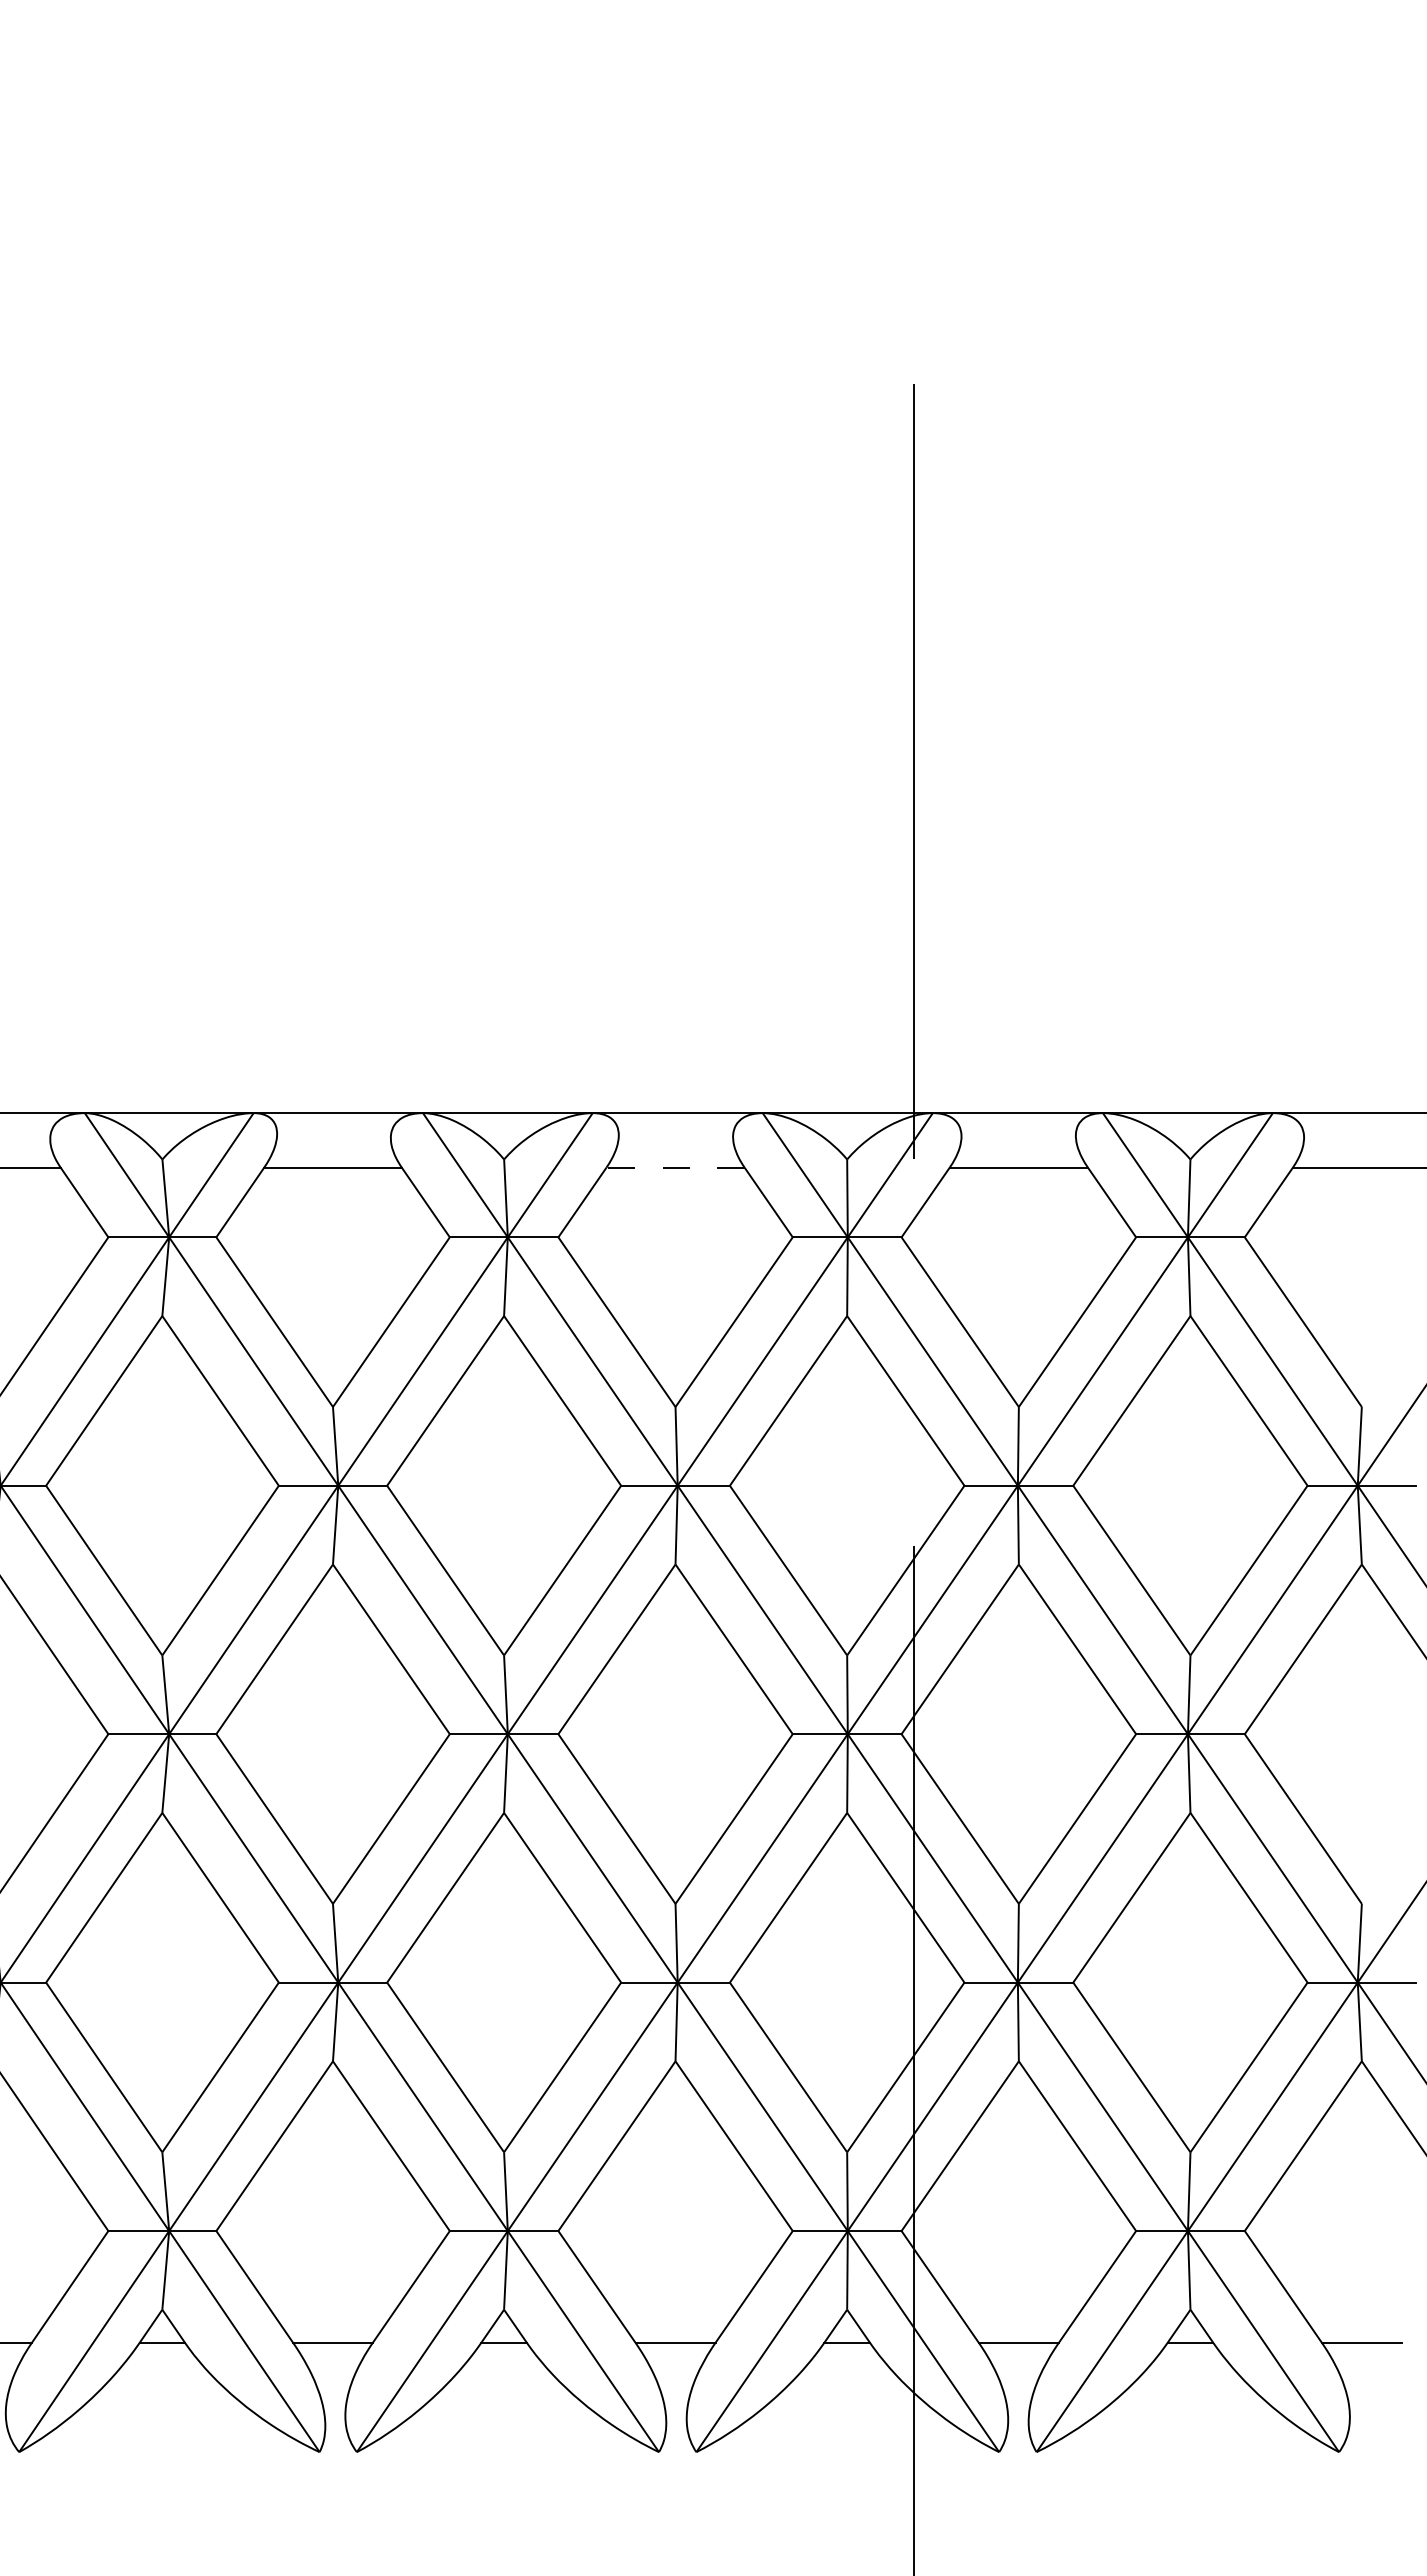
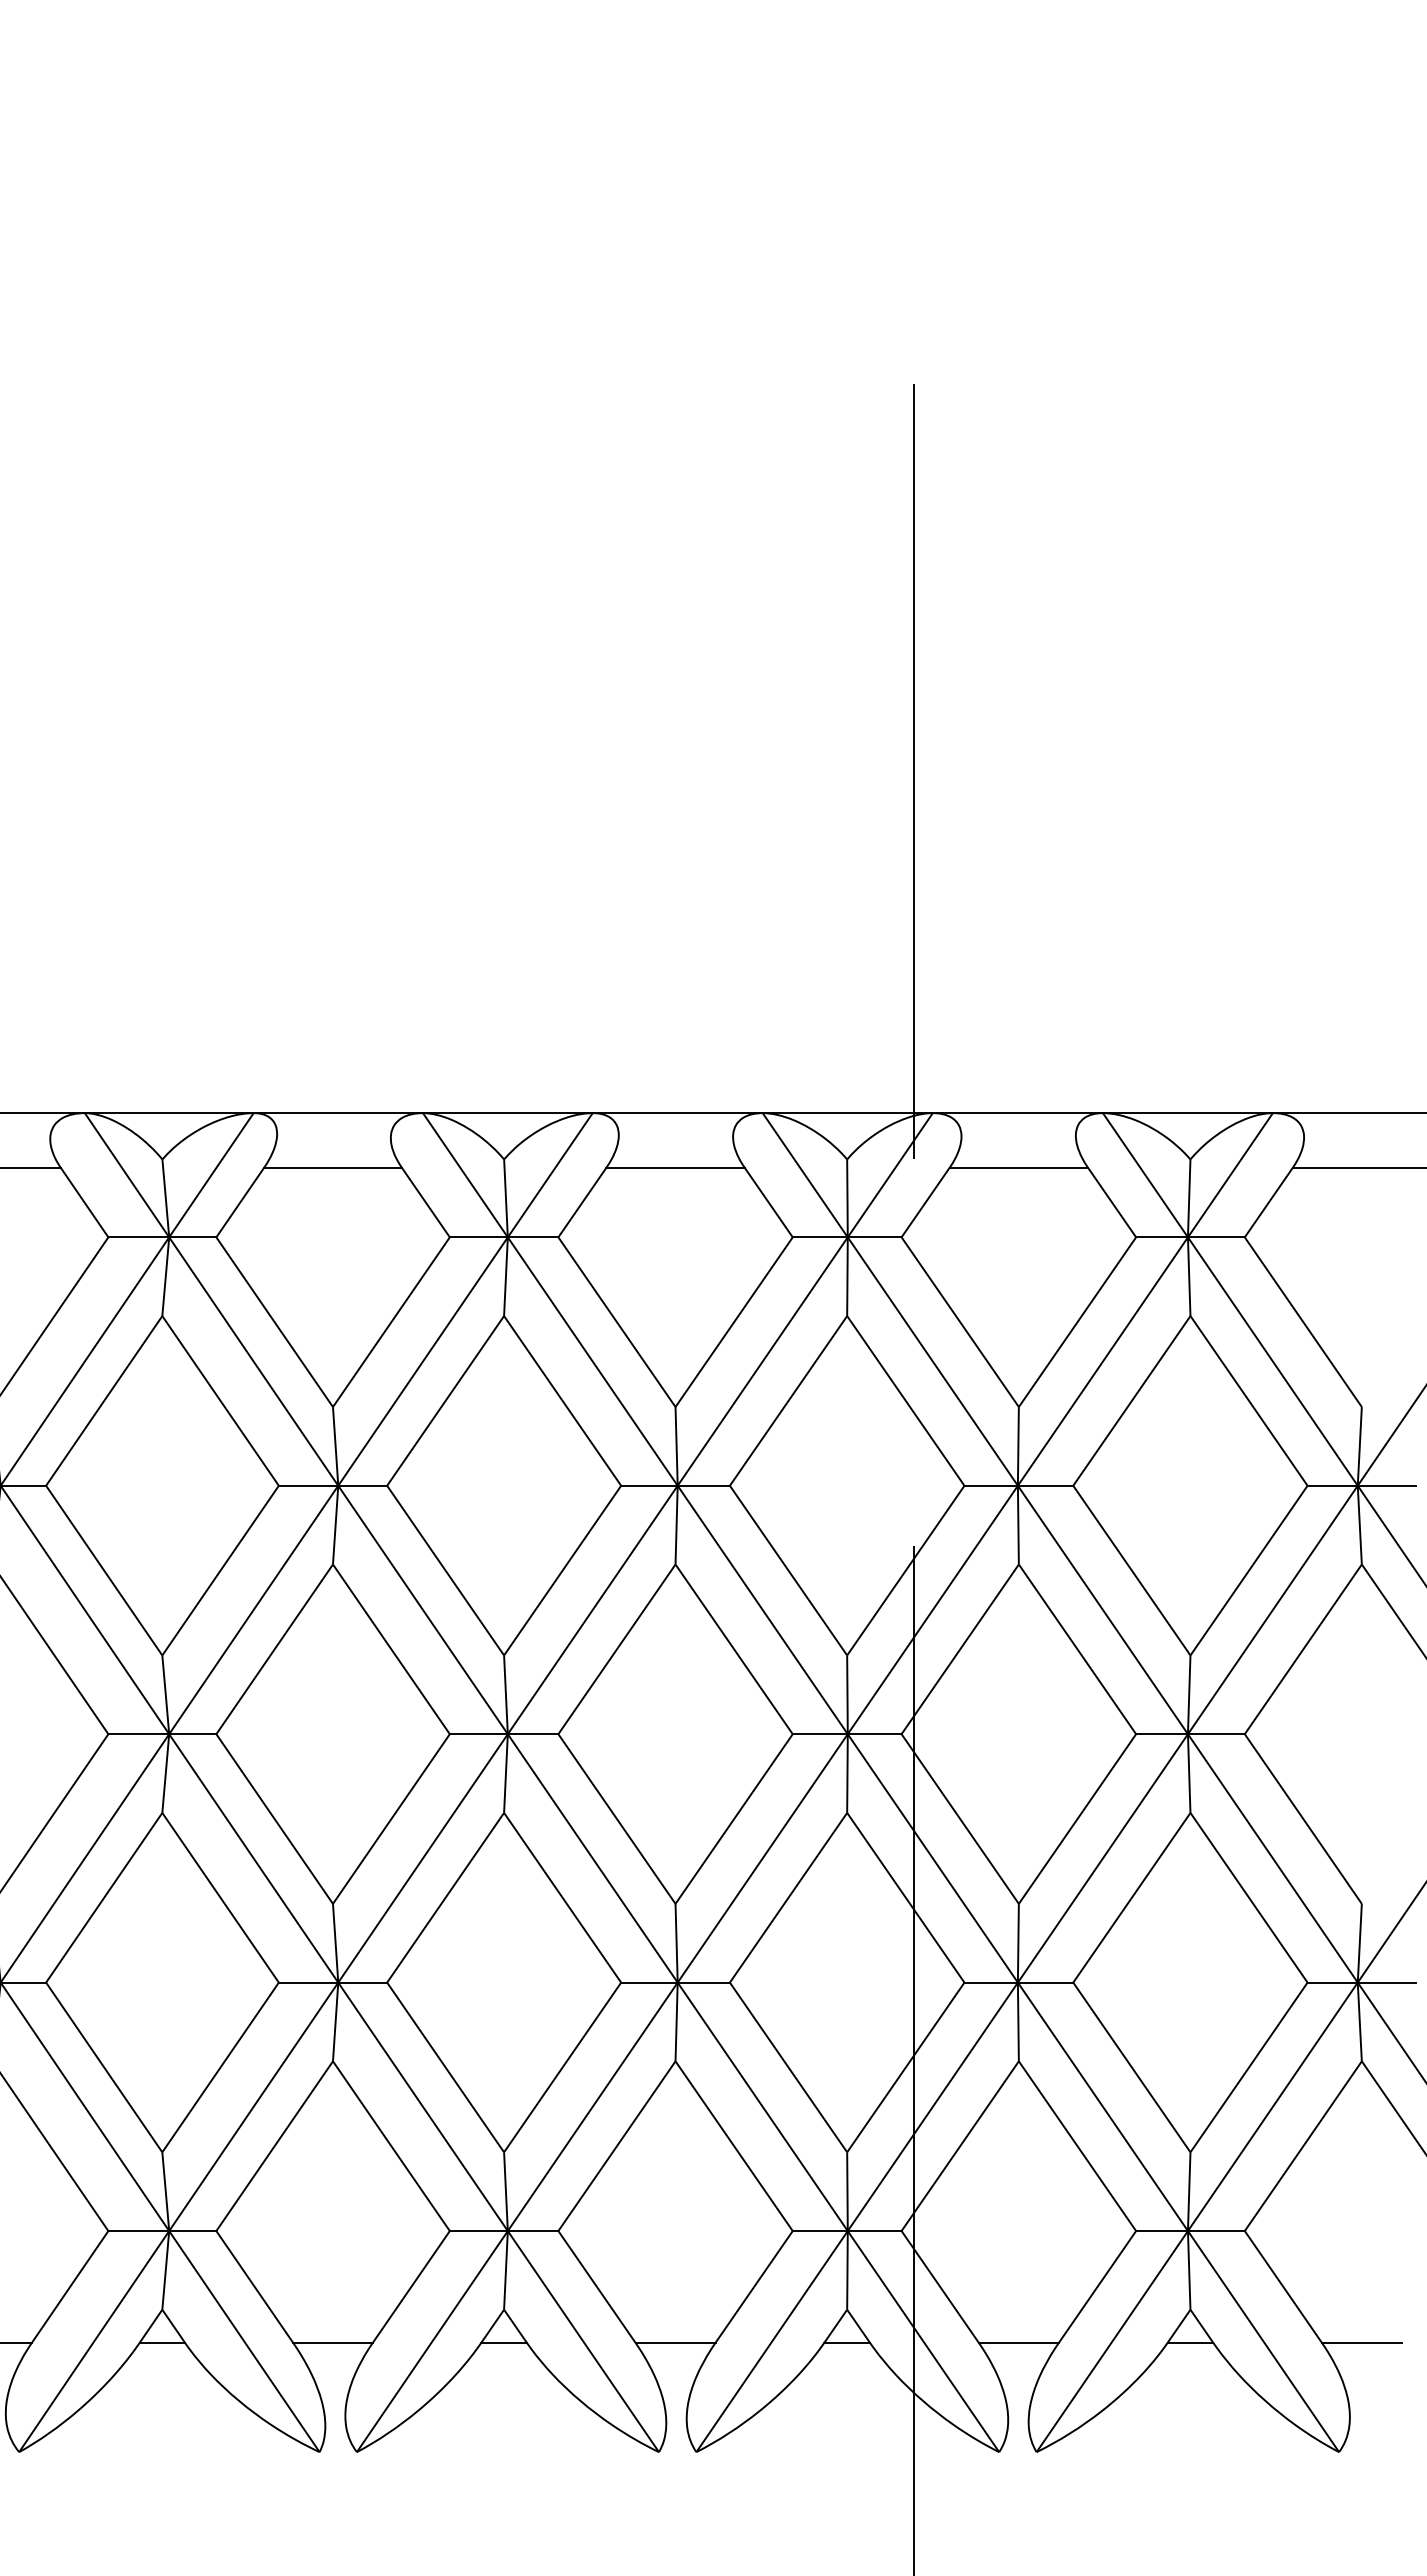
line: dashed -> solid (675, 1167)
